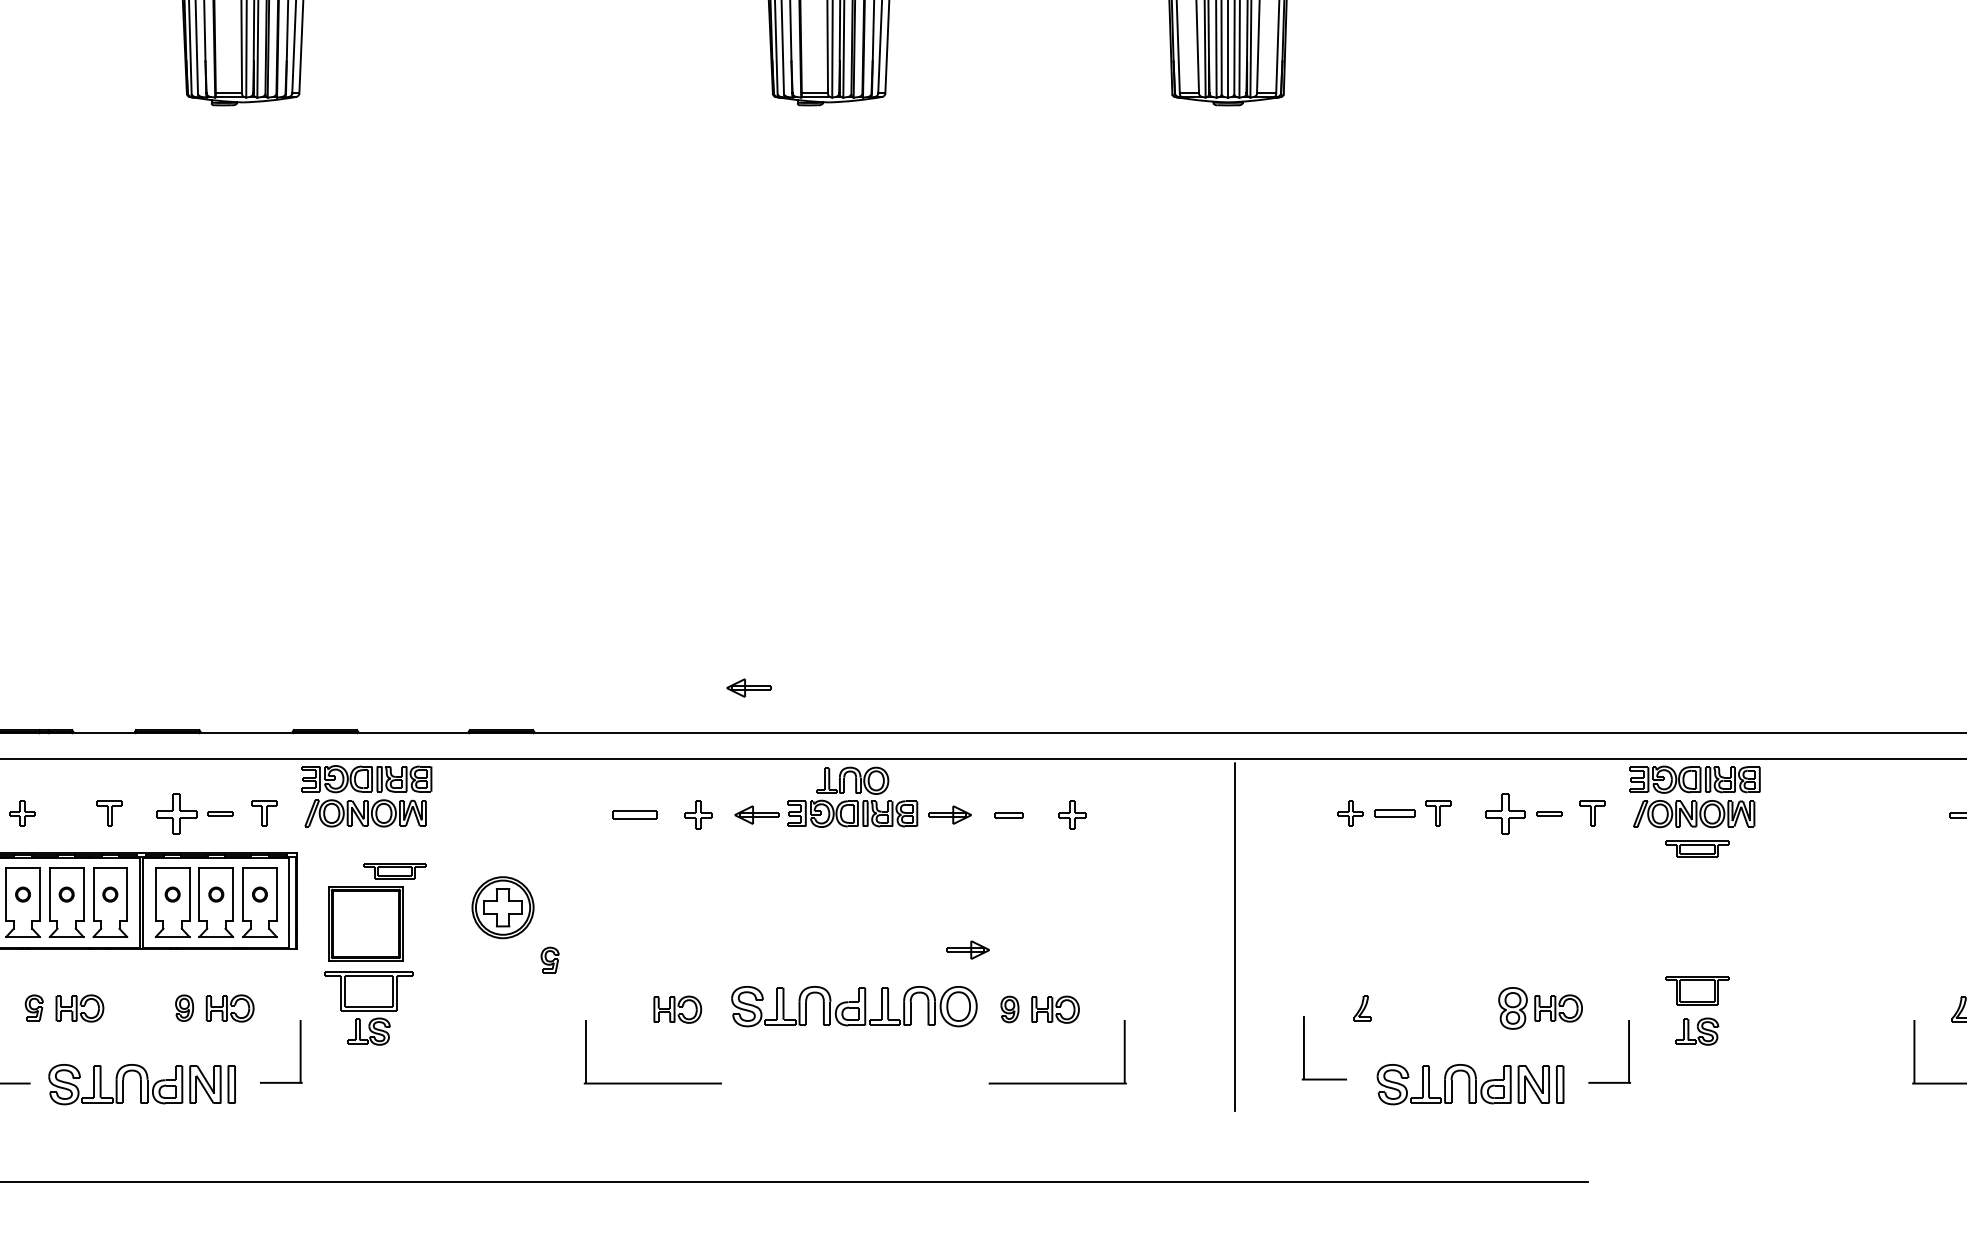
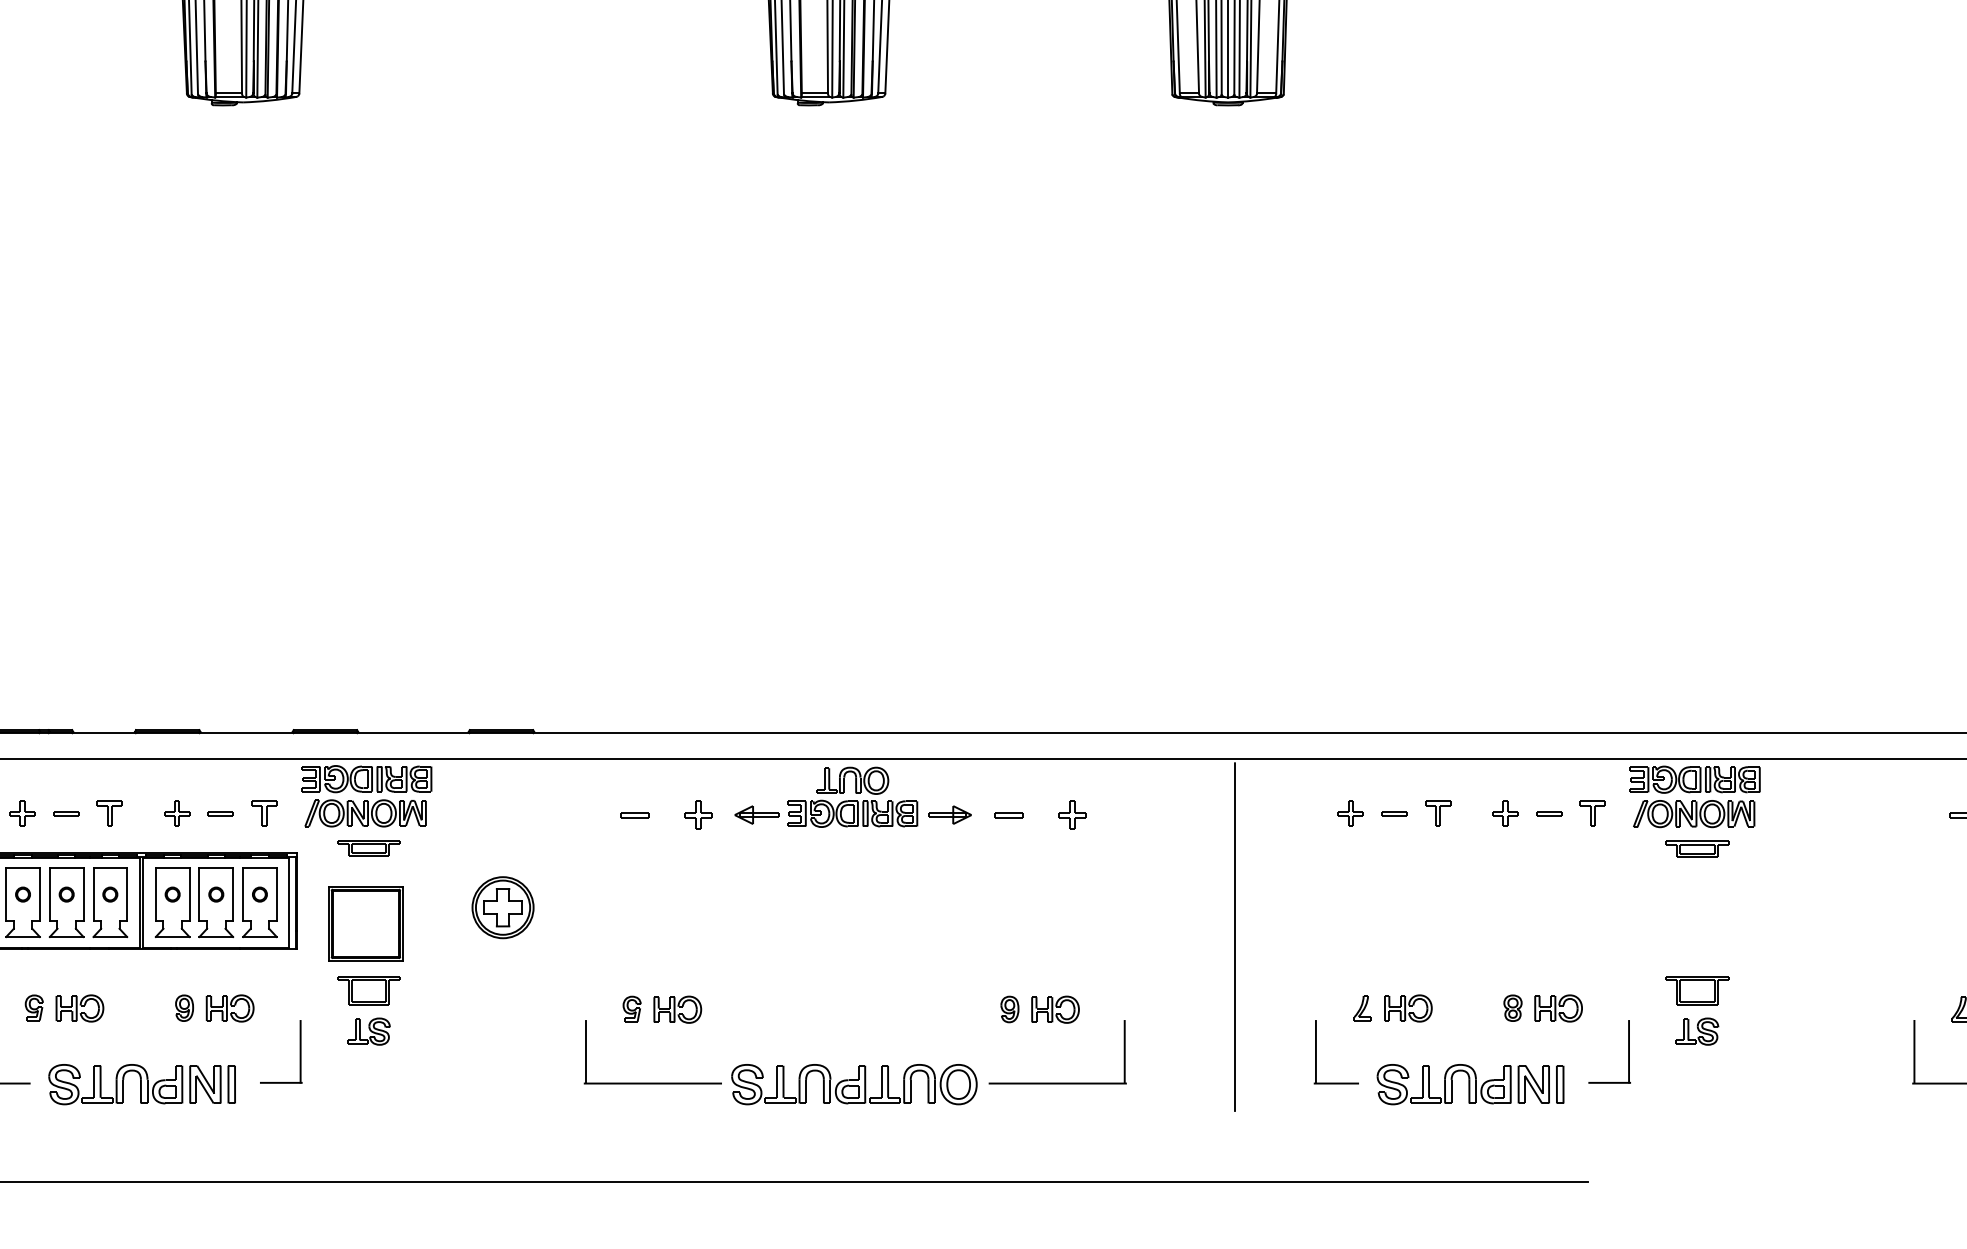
part: present -> none (748, 687)
part: none -> present (66, 813)
part size: 42x42 px -> 27x27 px (177, 813)
part size: 42x9 px -> 27x6 px (1394, 813)
part size: 41x42 px -> 27x27 px (1505, 813)
part size: 46x10 px -> 30x7 px (634, 815)
part position: (394, 871) -> (368, 848) (368, 848)
part: present -> none (967, 949)
part position: (549, 959) -> (631, 1008) (631, 1008)
part size: 90x41 px -> 64x30 px (368, 990)
part position: (854, 1006) -> (854, 1084) (854, 1084)
part: none -> present (1408, 1008)
part size: 30x43 px -> 20x28 px (1512, 1007)
part position: (1304, 1048) -> (1316, 1052) (1316, 1052)
